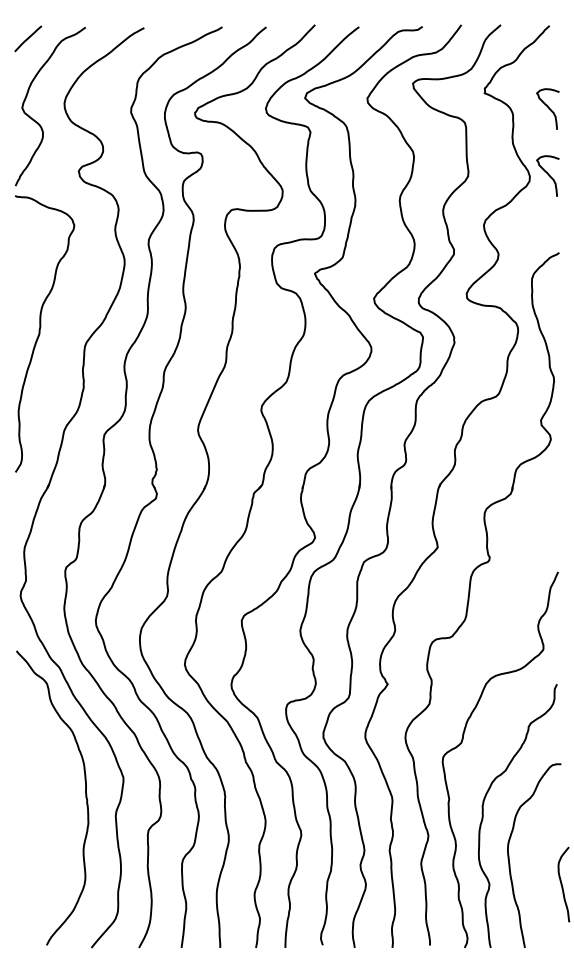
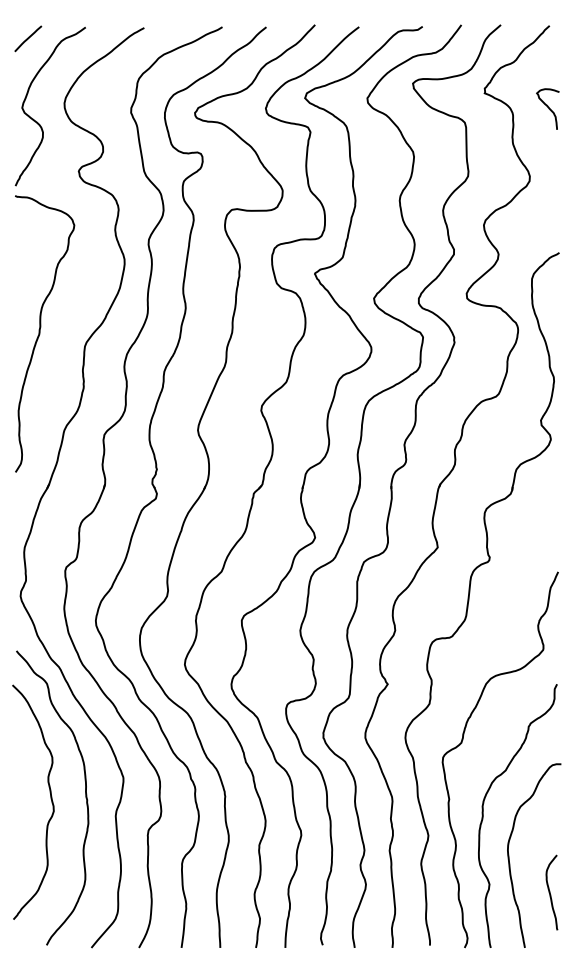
curve: present -> none (547, 174)
curve: none -> present (50, 799)
curve position: (562, 884) -> (550, 892) (550, 892)
